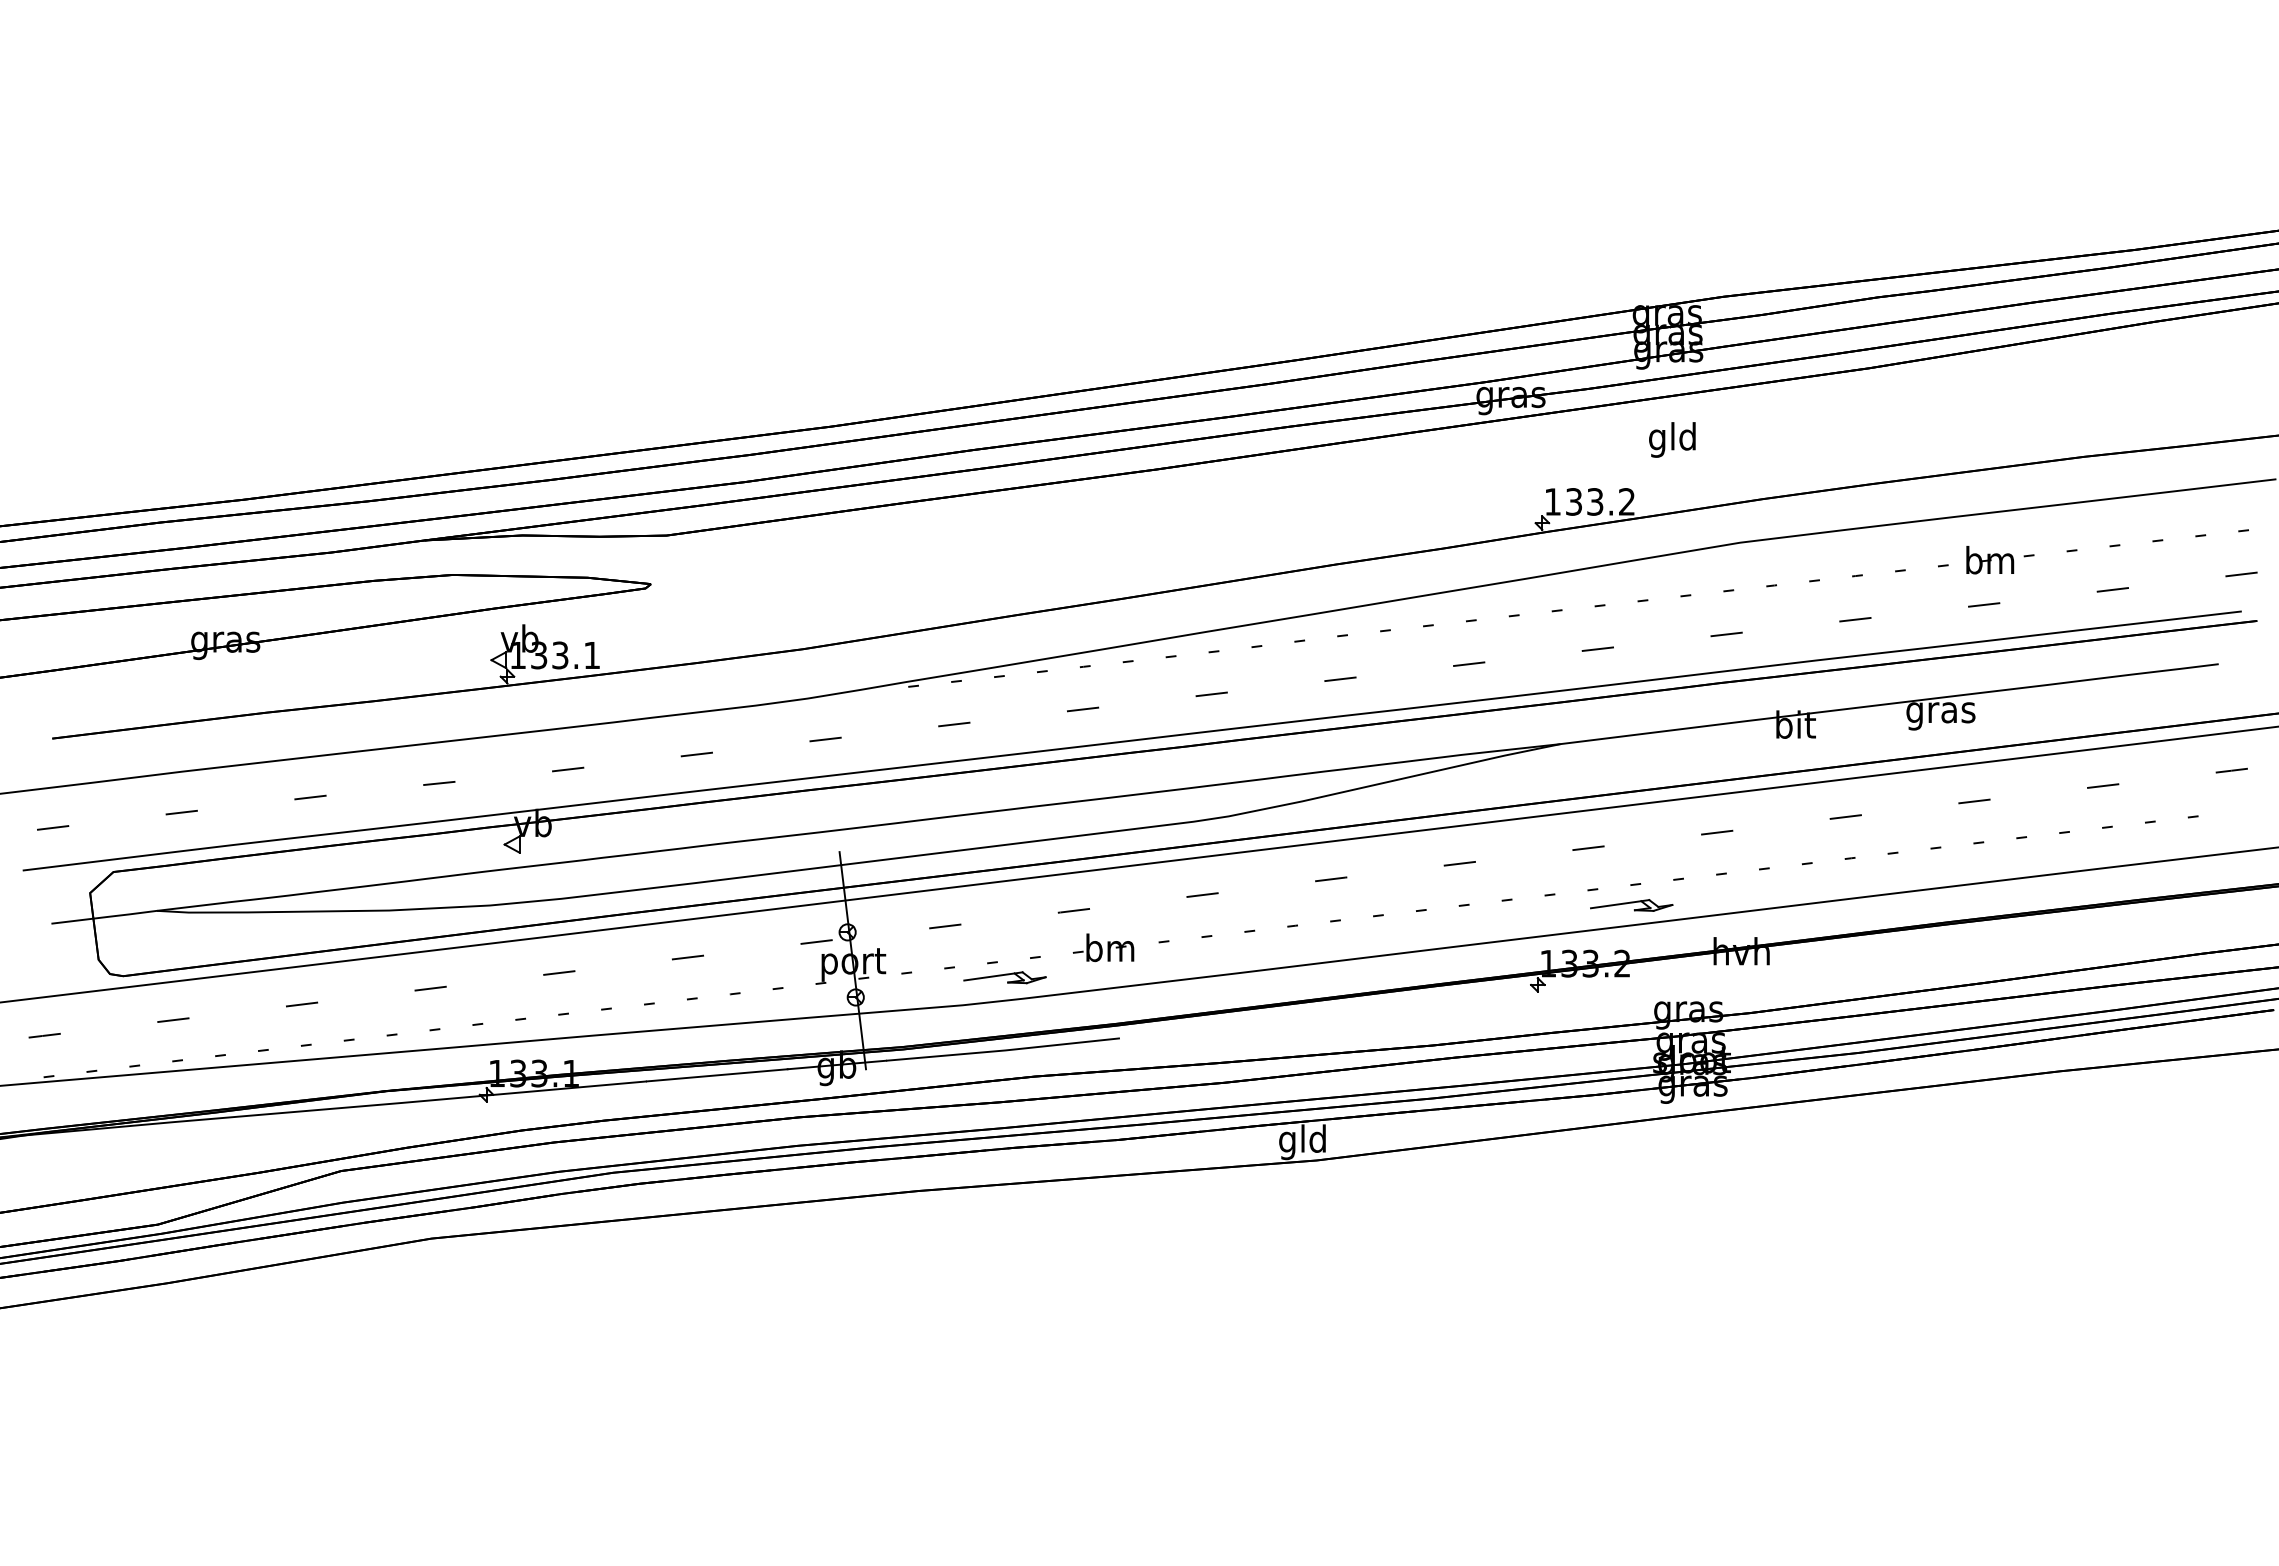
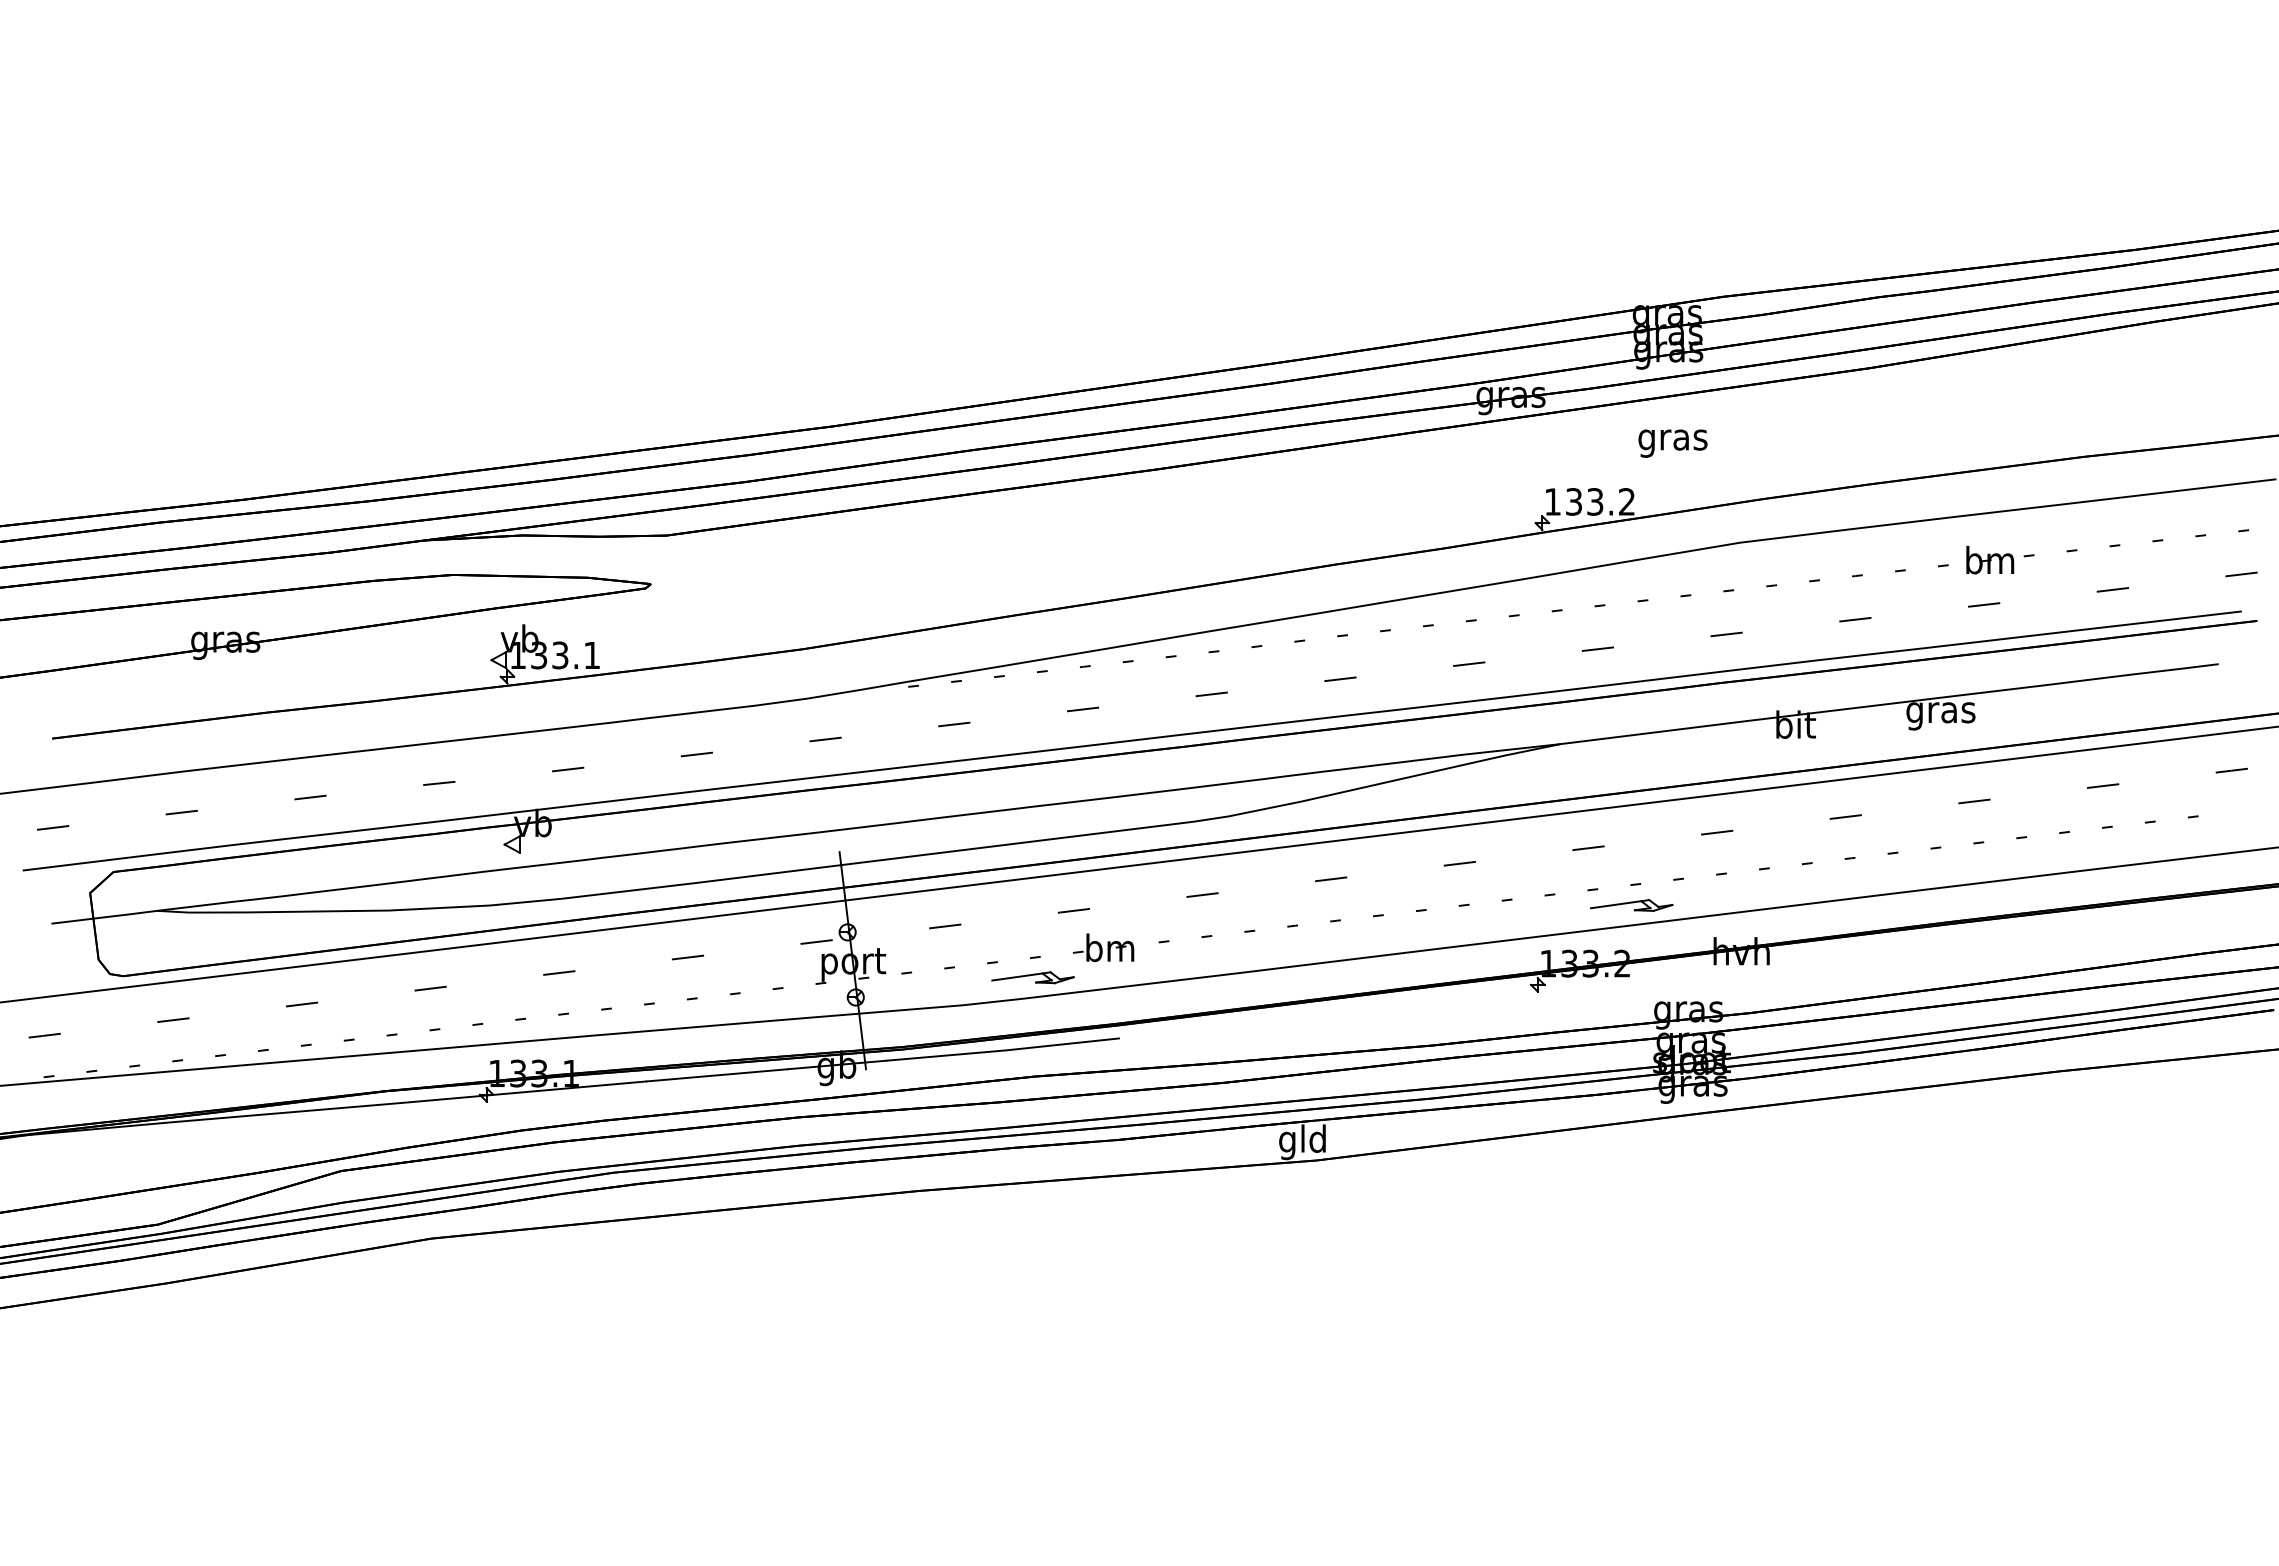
text: gld -> gras (1672, 439)
part position: (1004, 977) -> (1032, 977) (1032, 977)
